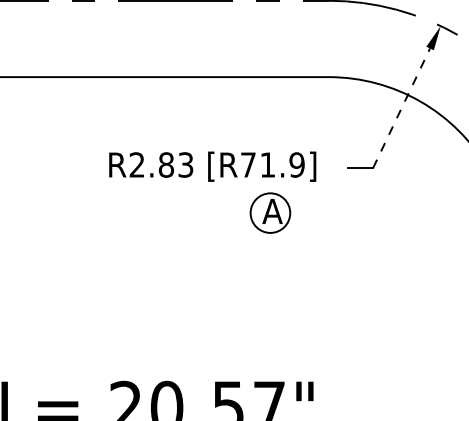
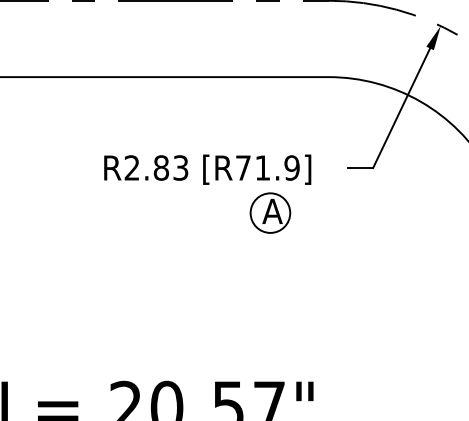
line: dashed -> solid (401, 107)
text position: (212, 166) -> (207, 169) (207, 169)
